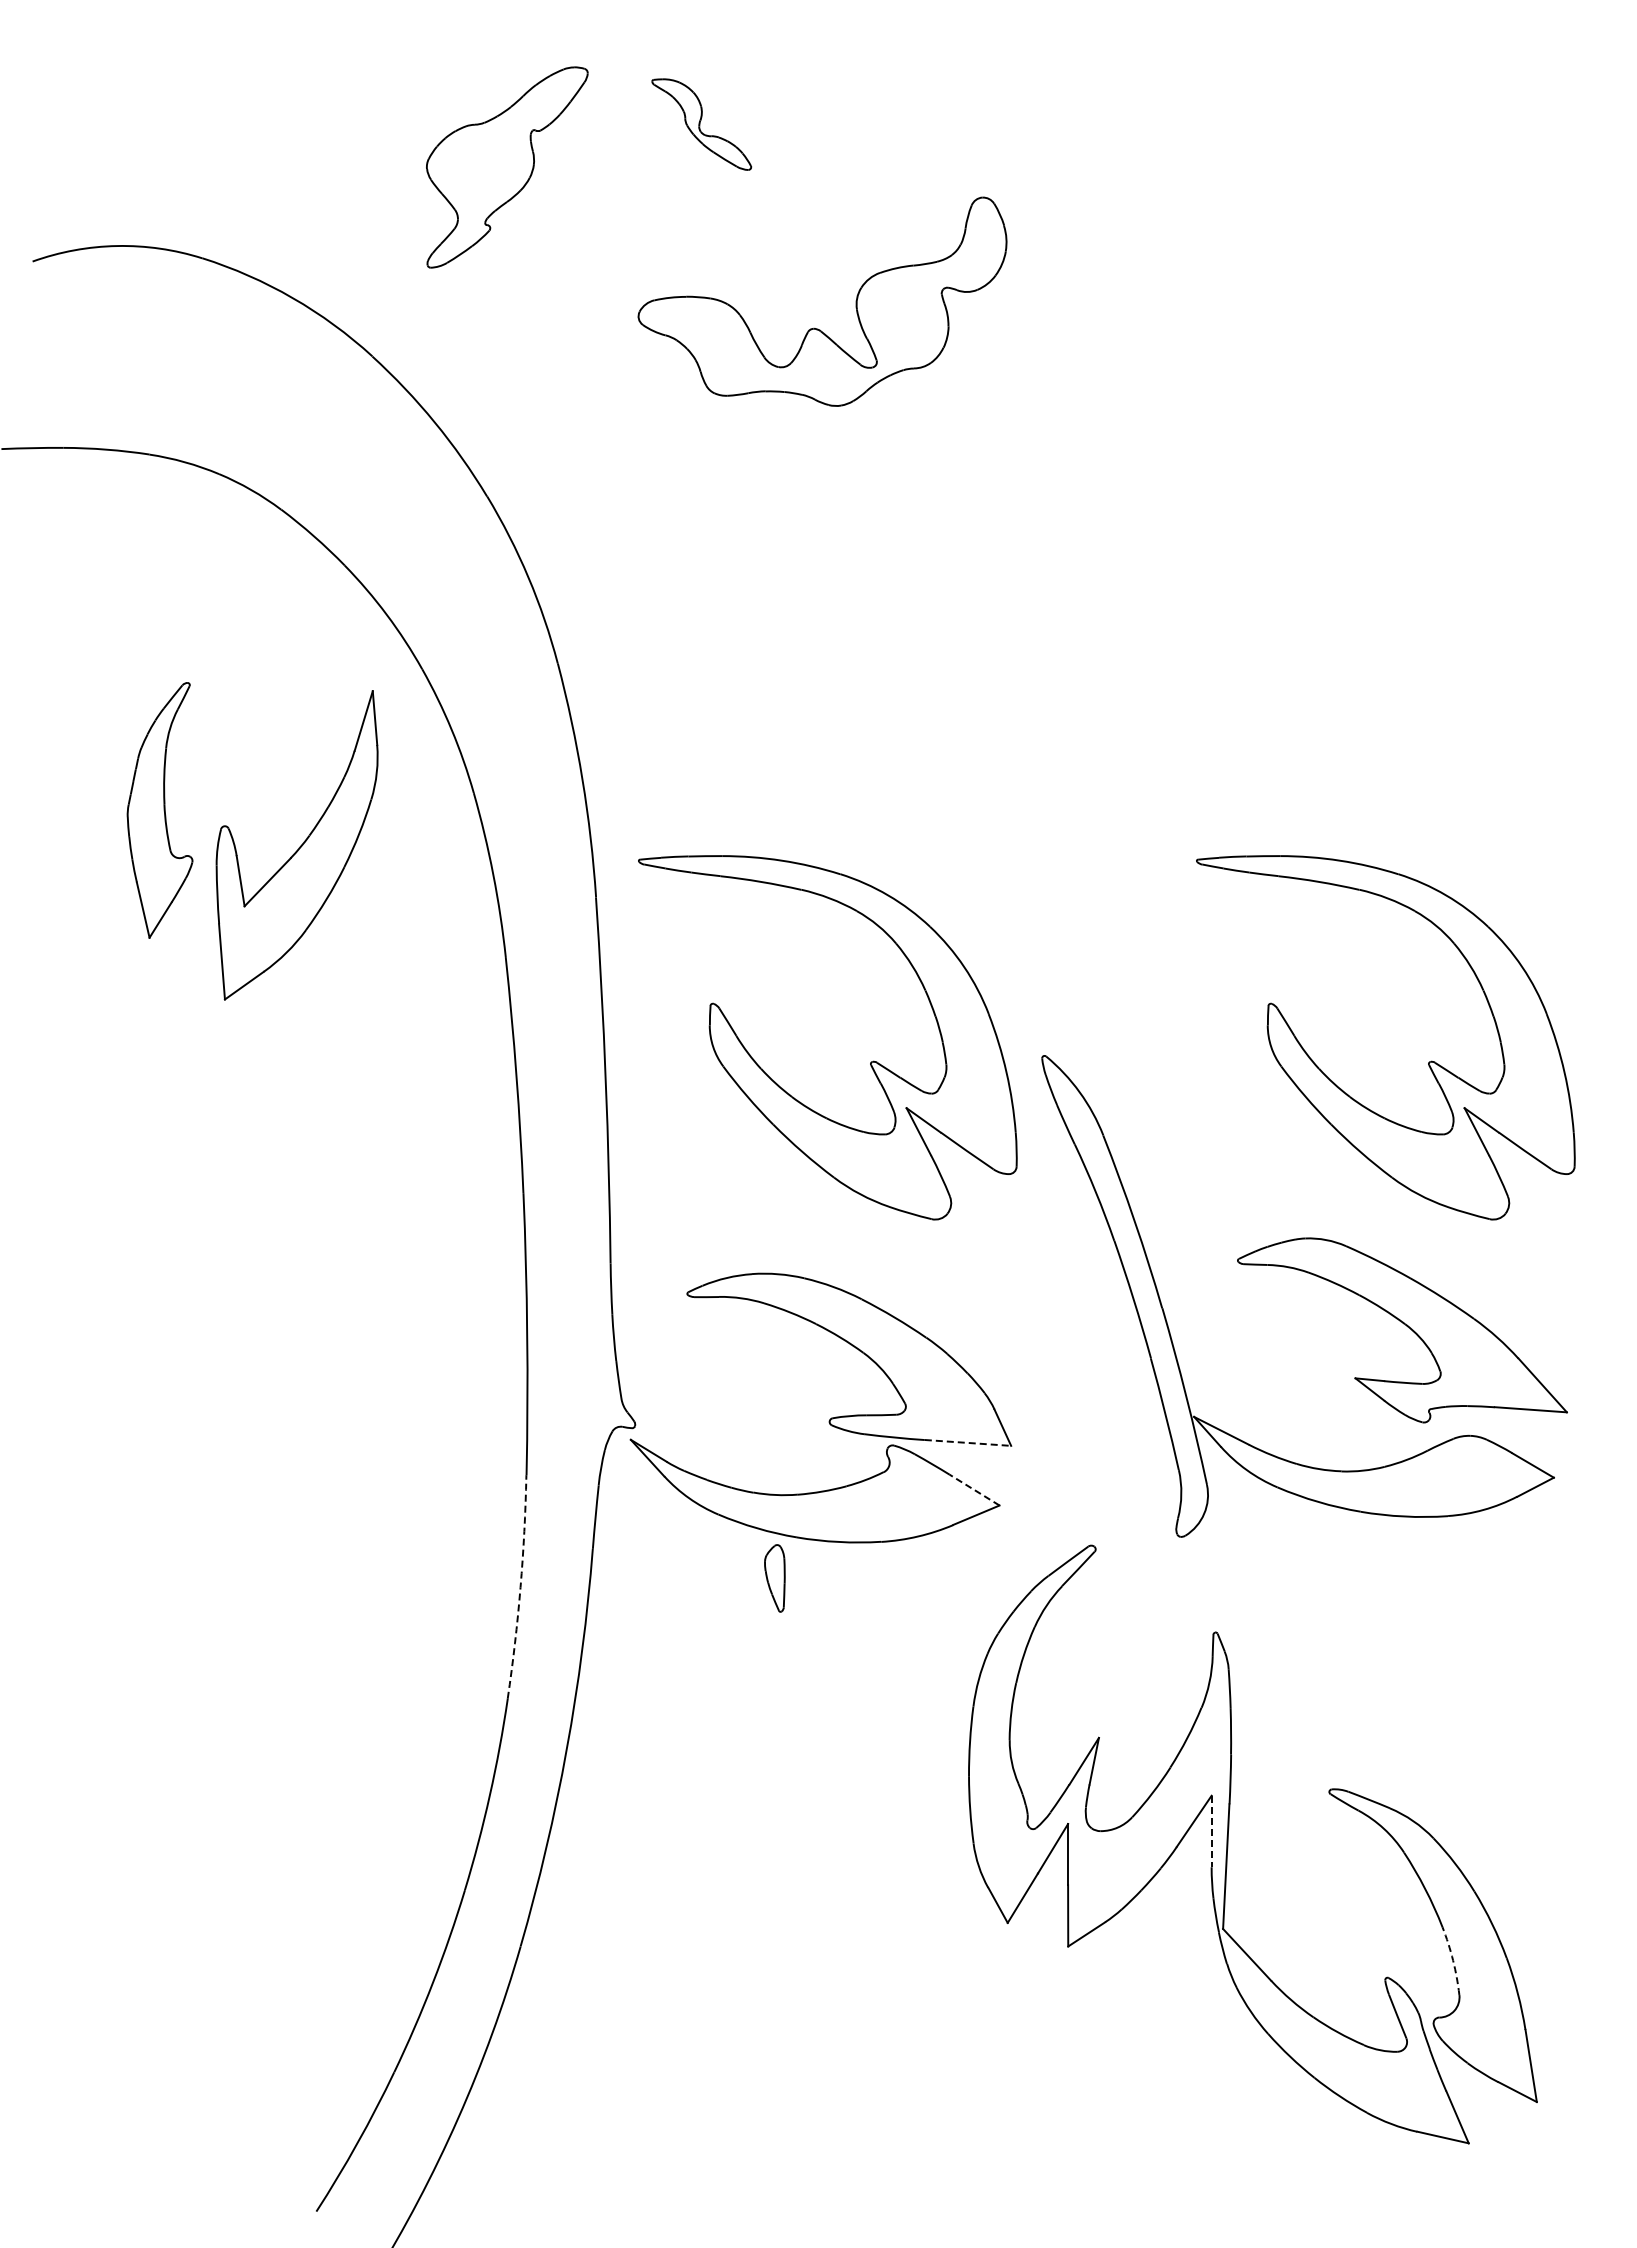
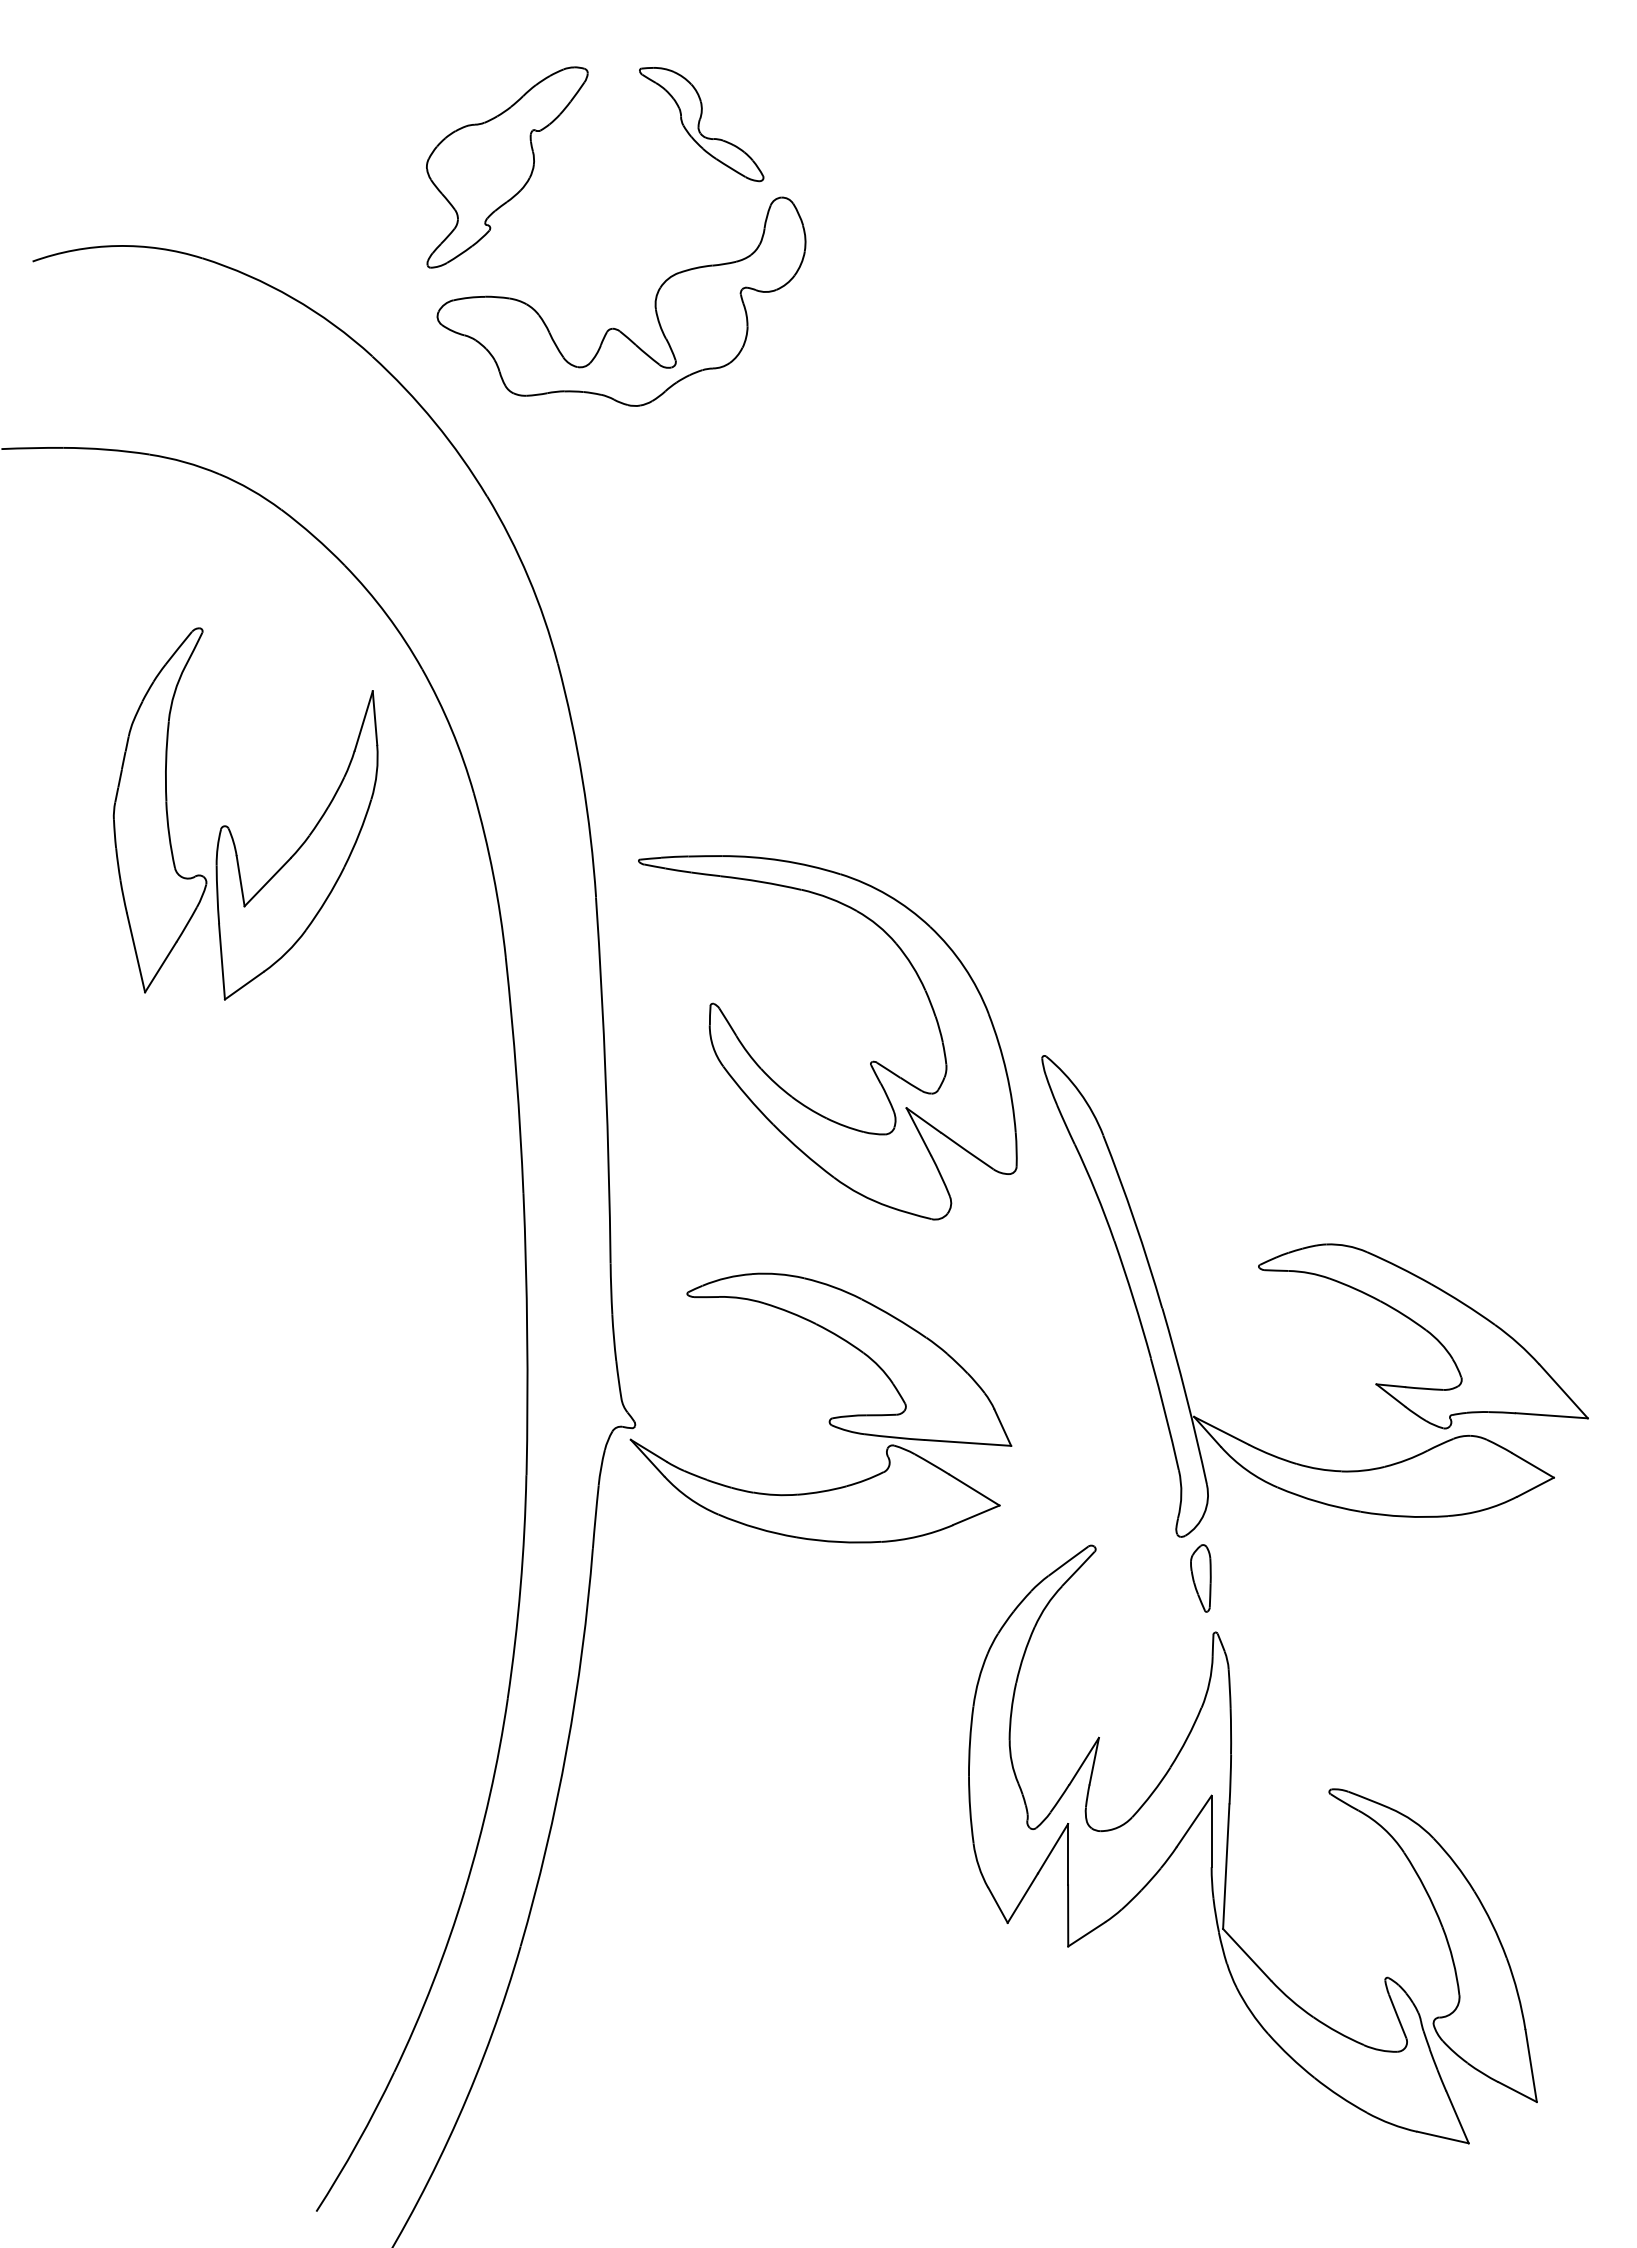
part size: 102x93 px -> 126x116 px (701, 124)
part position: (814, 327) -> (613, 327) (613, 327)
part size: 68x257 px -> 96x367 px (159, 810)
part: present -> none (1428, 1062)
part position: (1402, 1330) -> (1423, 1336) (1423, 1336)
line: dashed -> solid (968, 1442)
line: dashed -> solid (974, 1489)
part position: (774, 1578) -> (1200, 1578) (1200, 1578)
arc: dashed -> solid (520, 1587)
line: dashed -> solid (1211, 1831)
arc: dashed -> solid (1453, 1960)
